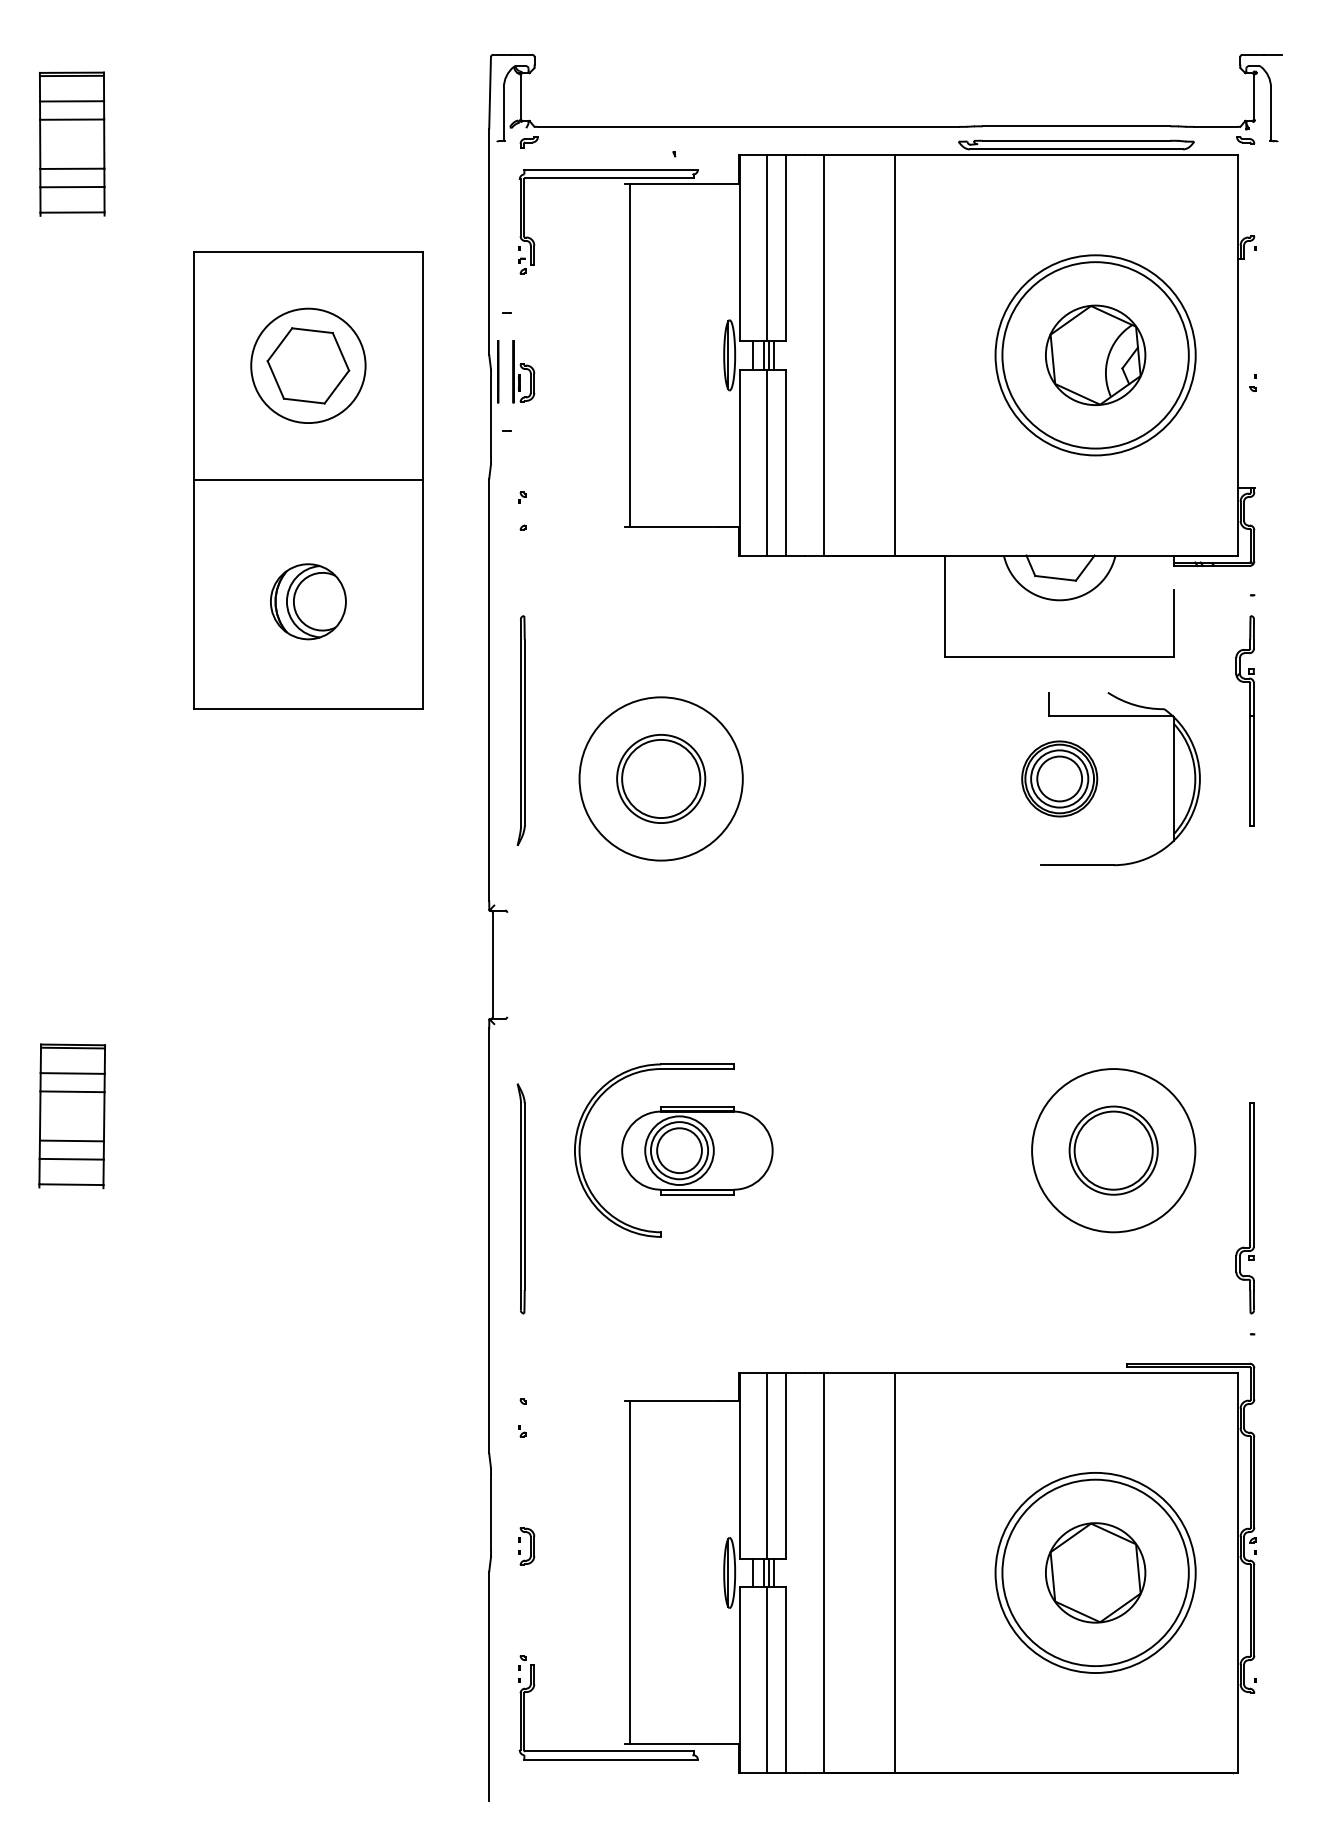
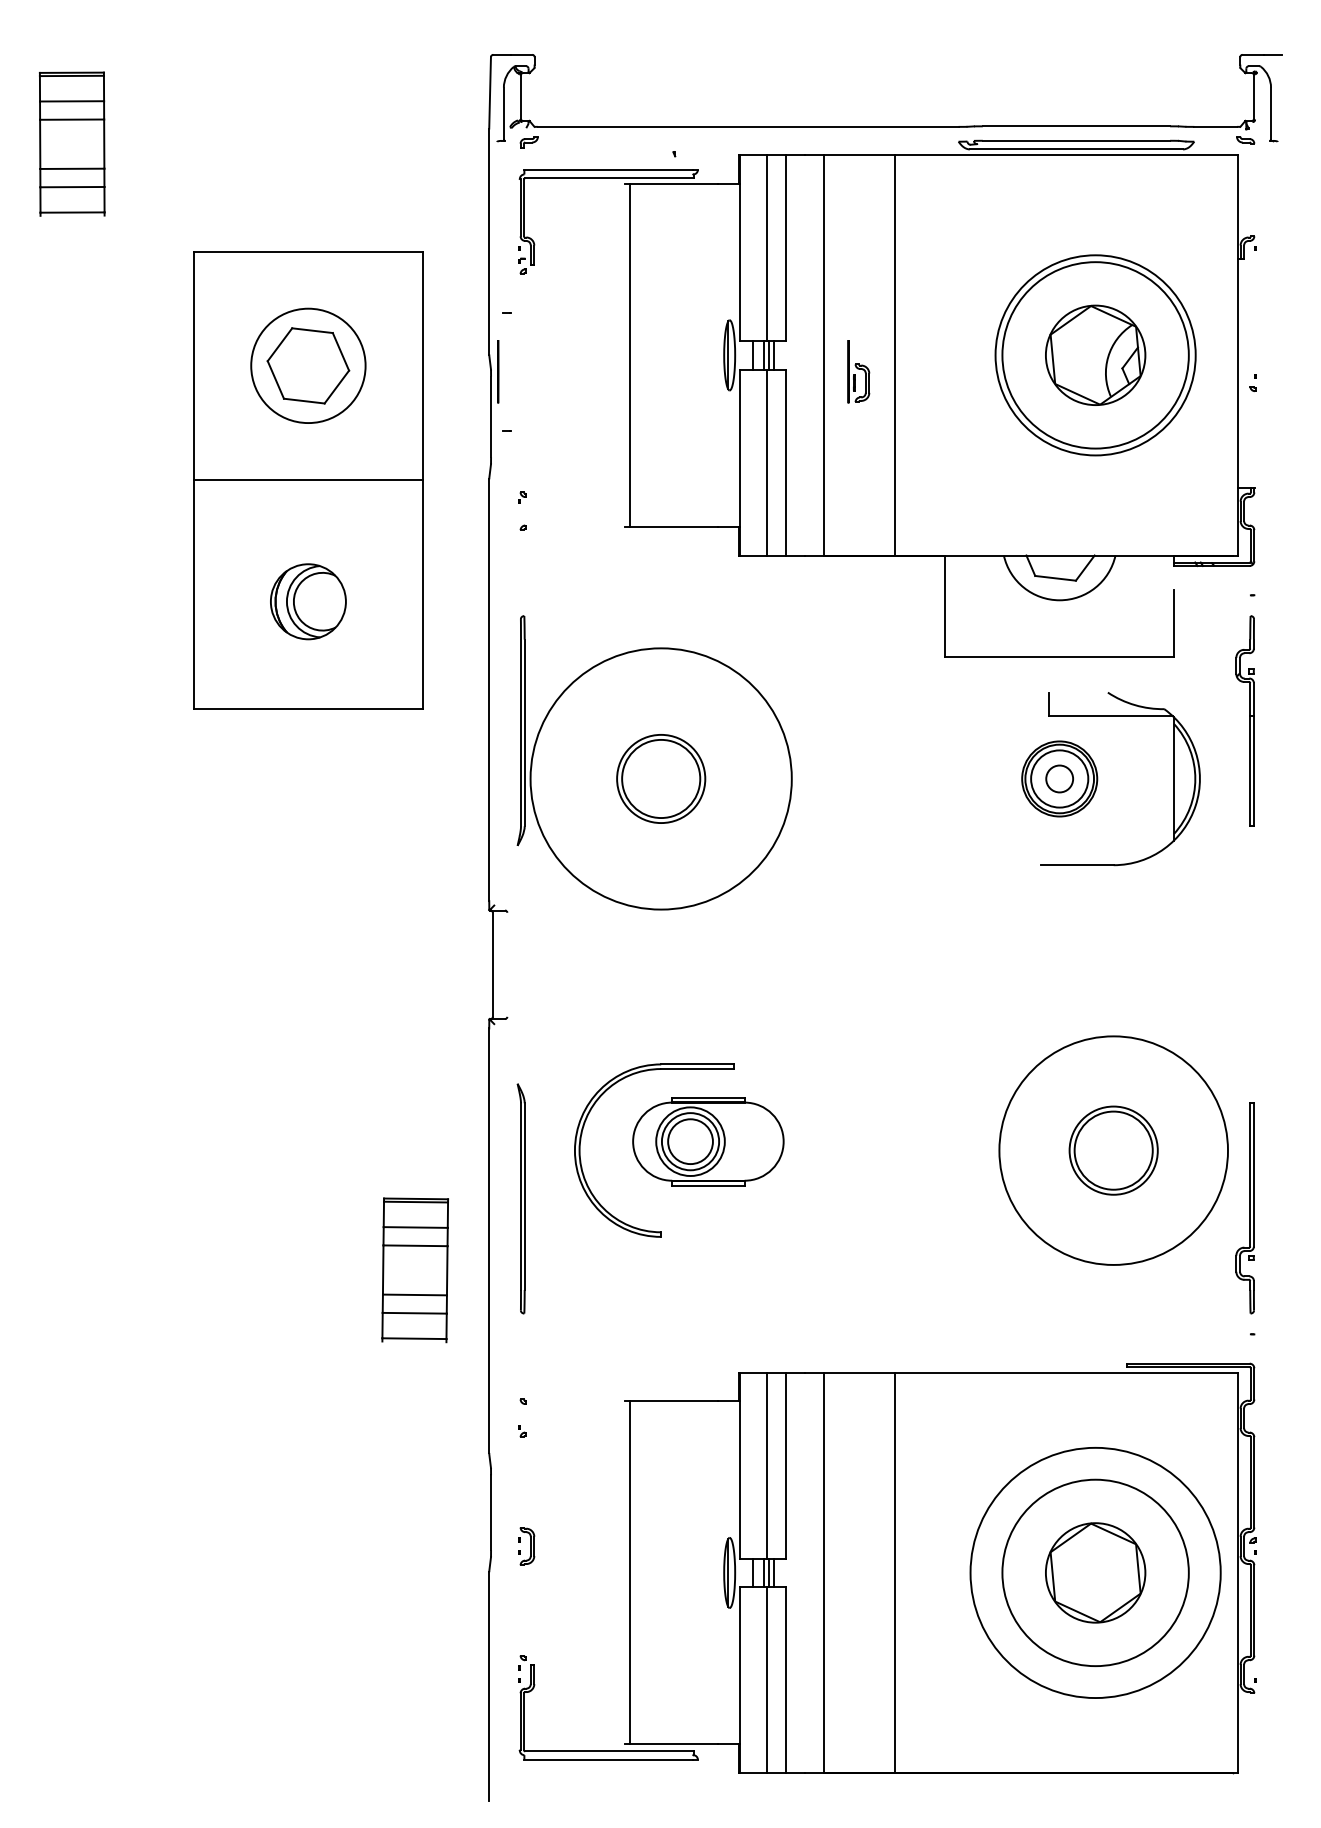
part position: (523, 371) -> (858, 371) (858, 371)
circle diameter: 163 px -> 261 px (660, 778)
circle diameter: 45 px -> 27 px (1059, 778)
part position: (71, 1116) -> (414, 1270) (414, 1270)
part position: (697, 1150) -> (708, 1141) (708, 1141)
circle diameter: 163 px -> 229 px (1113, 1150)
circle diameter: 200 px -> 250 px (1095, 1572)
